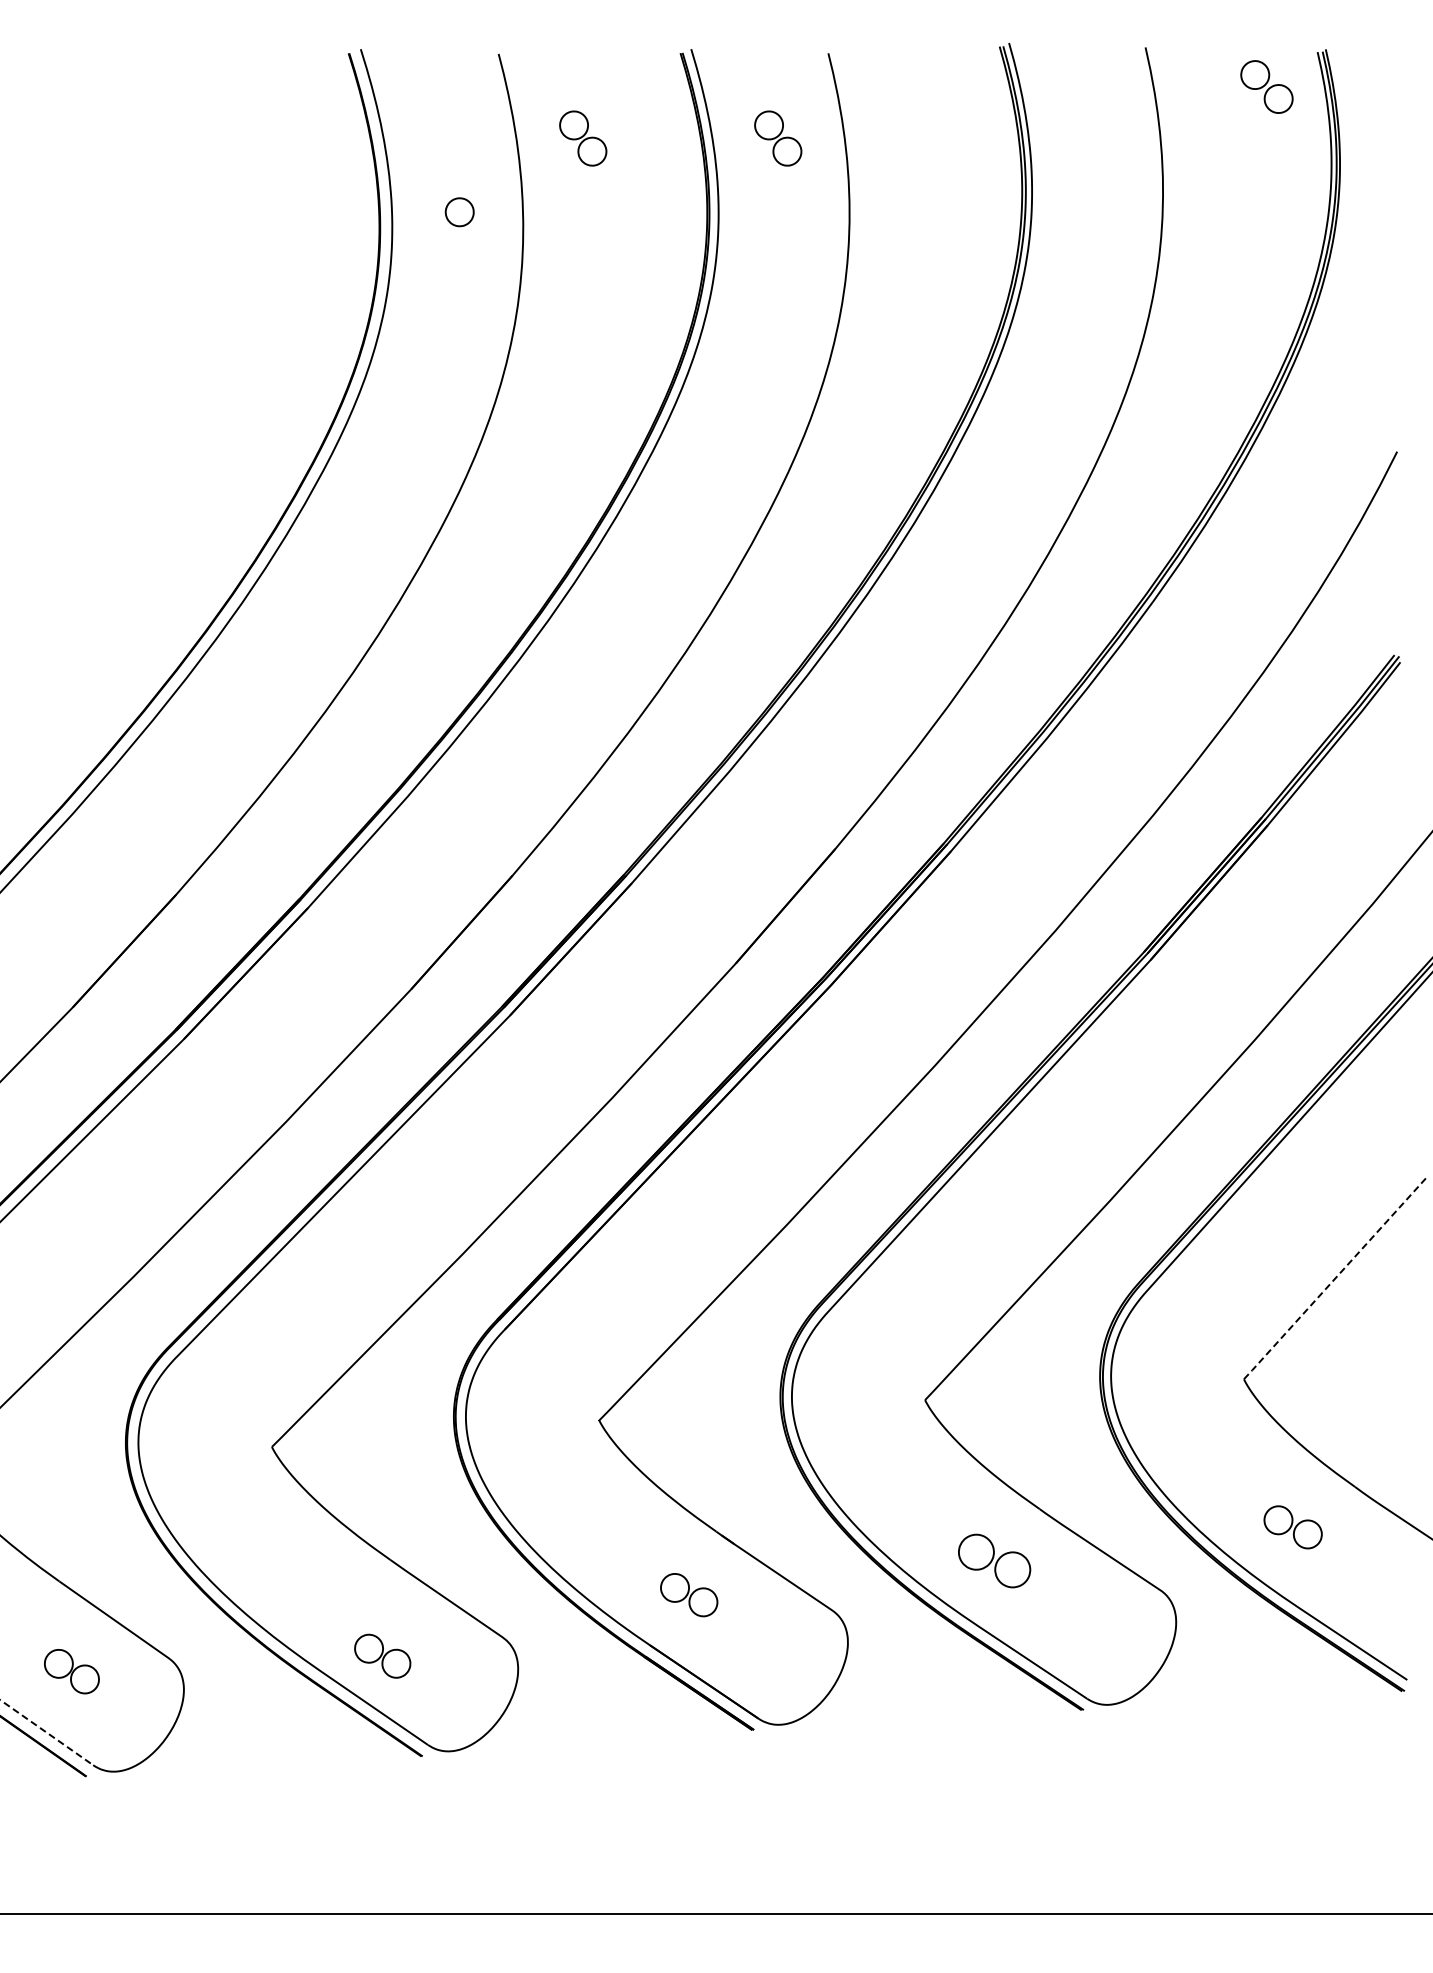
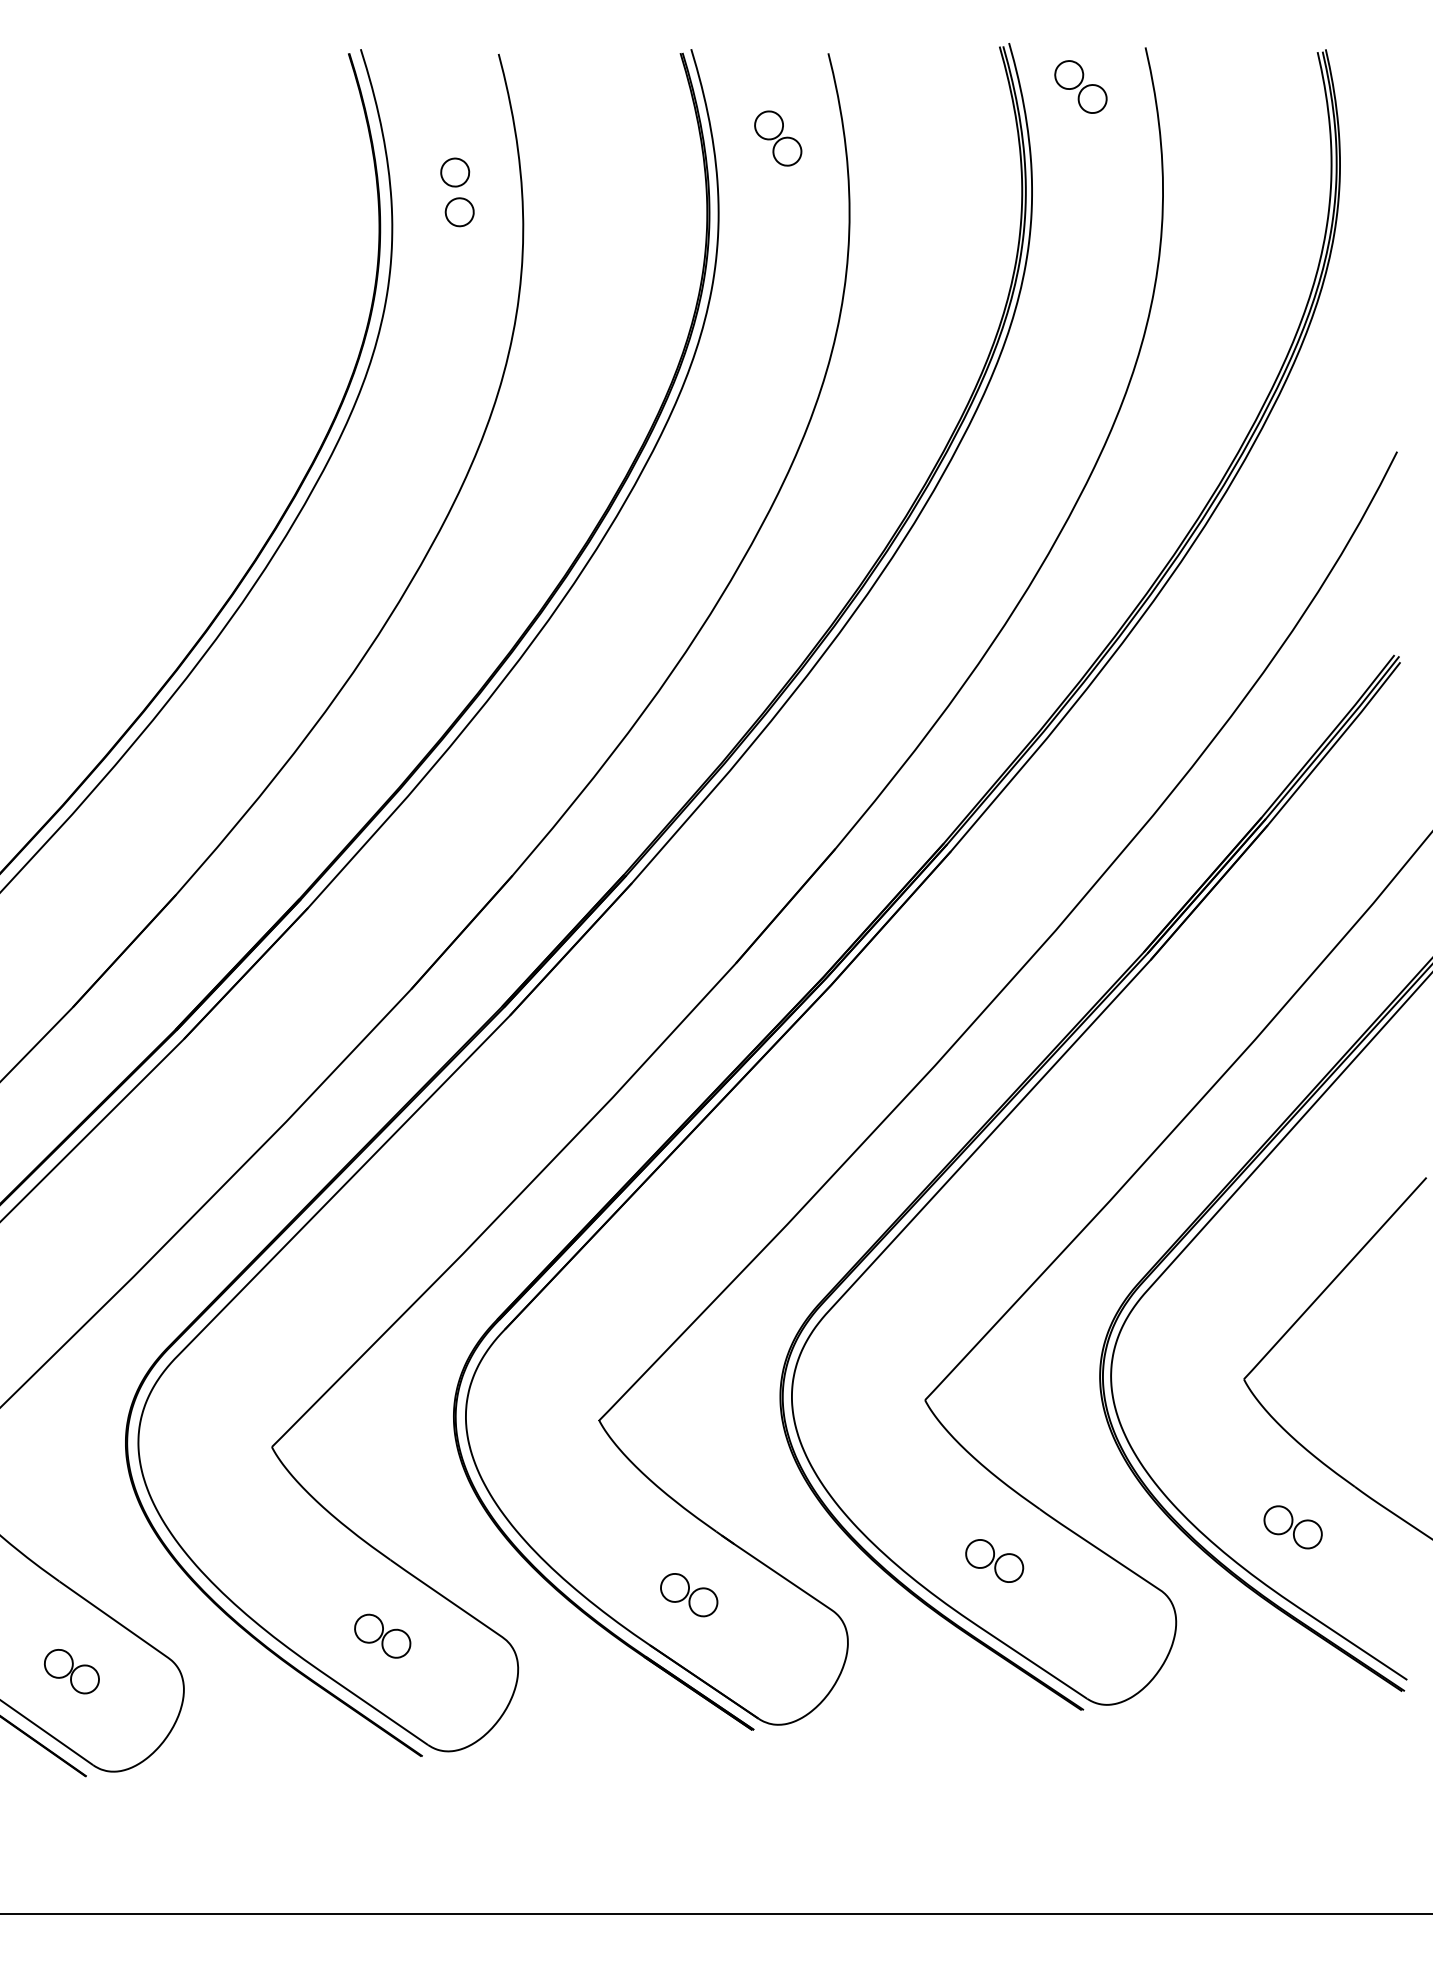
part position: (1266, 86) -> (1080, 86) (1080, 86)
part: present -> none (583, 138)
part: none -> present (455, 172)
line: dashed -> solid (1334, 1279)
part size: 74x56 px -> 60x44 px (994, 1560)
part position: (382, 1655) -> (382, 1635) (382, 1635)
line: dashed -> solid (47, 1733)
